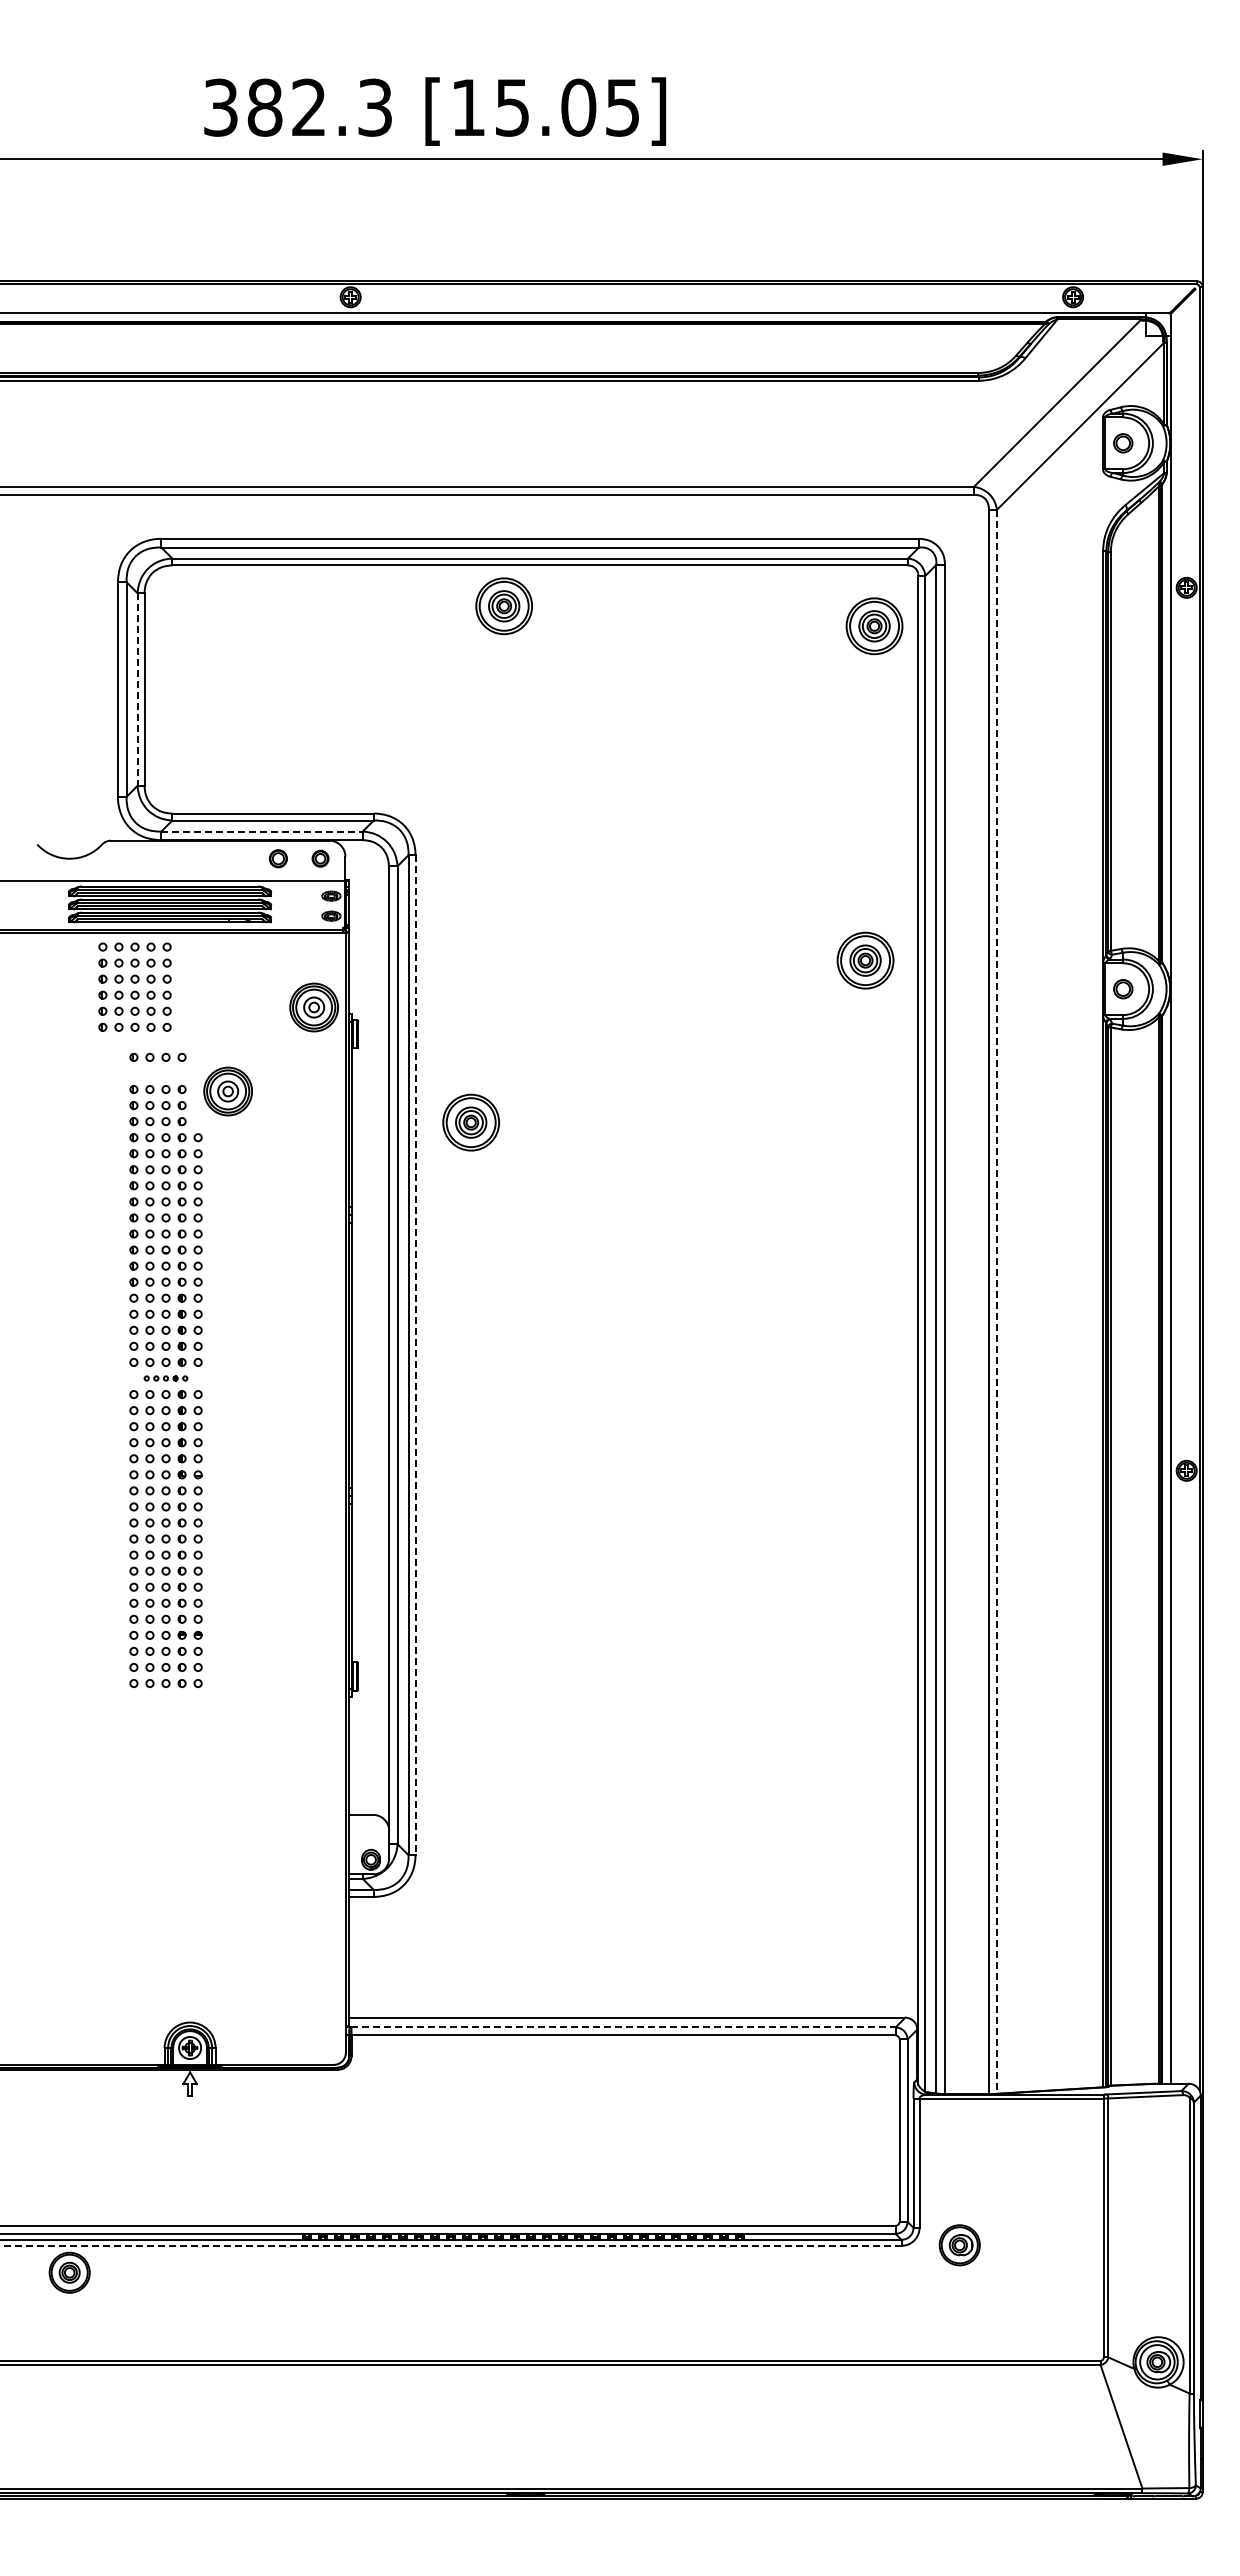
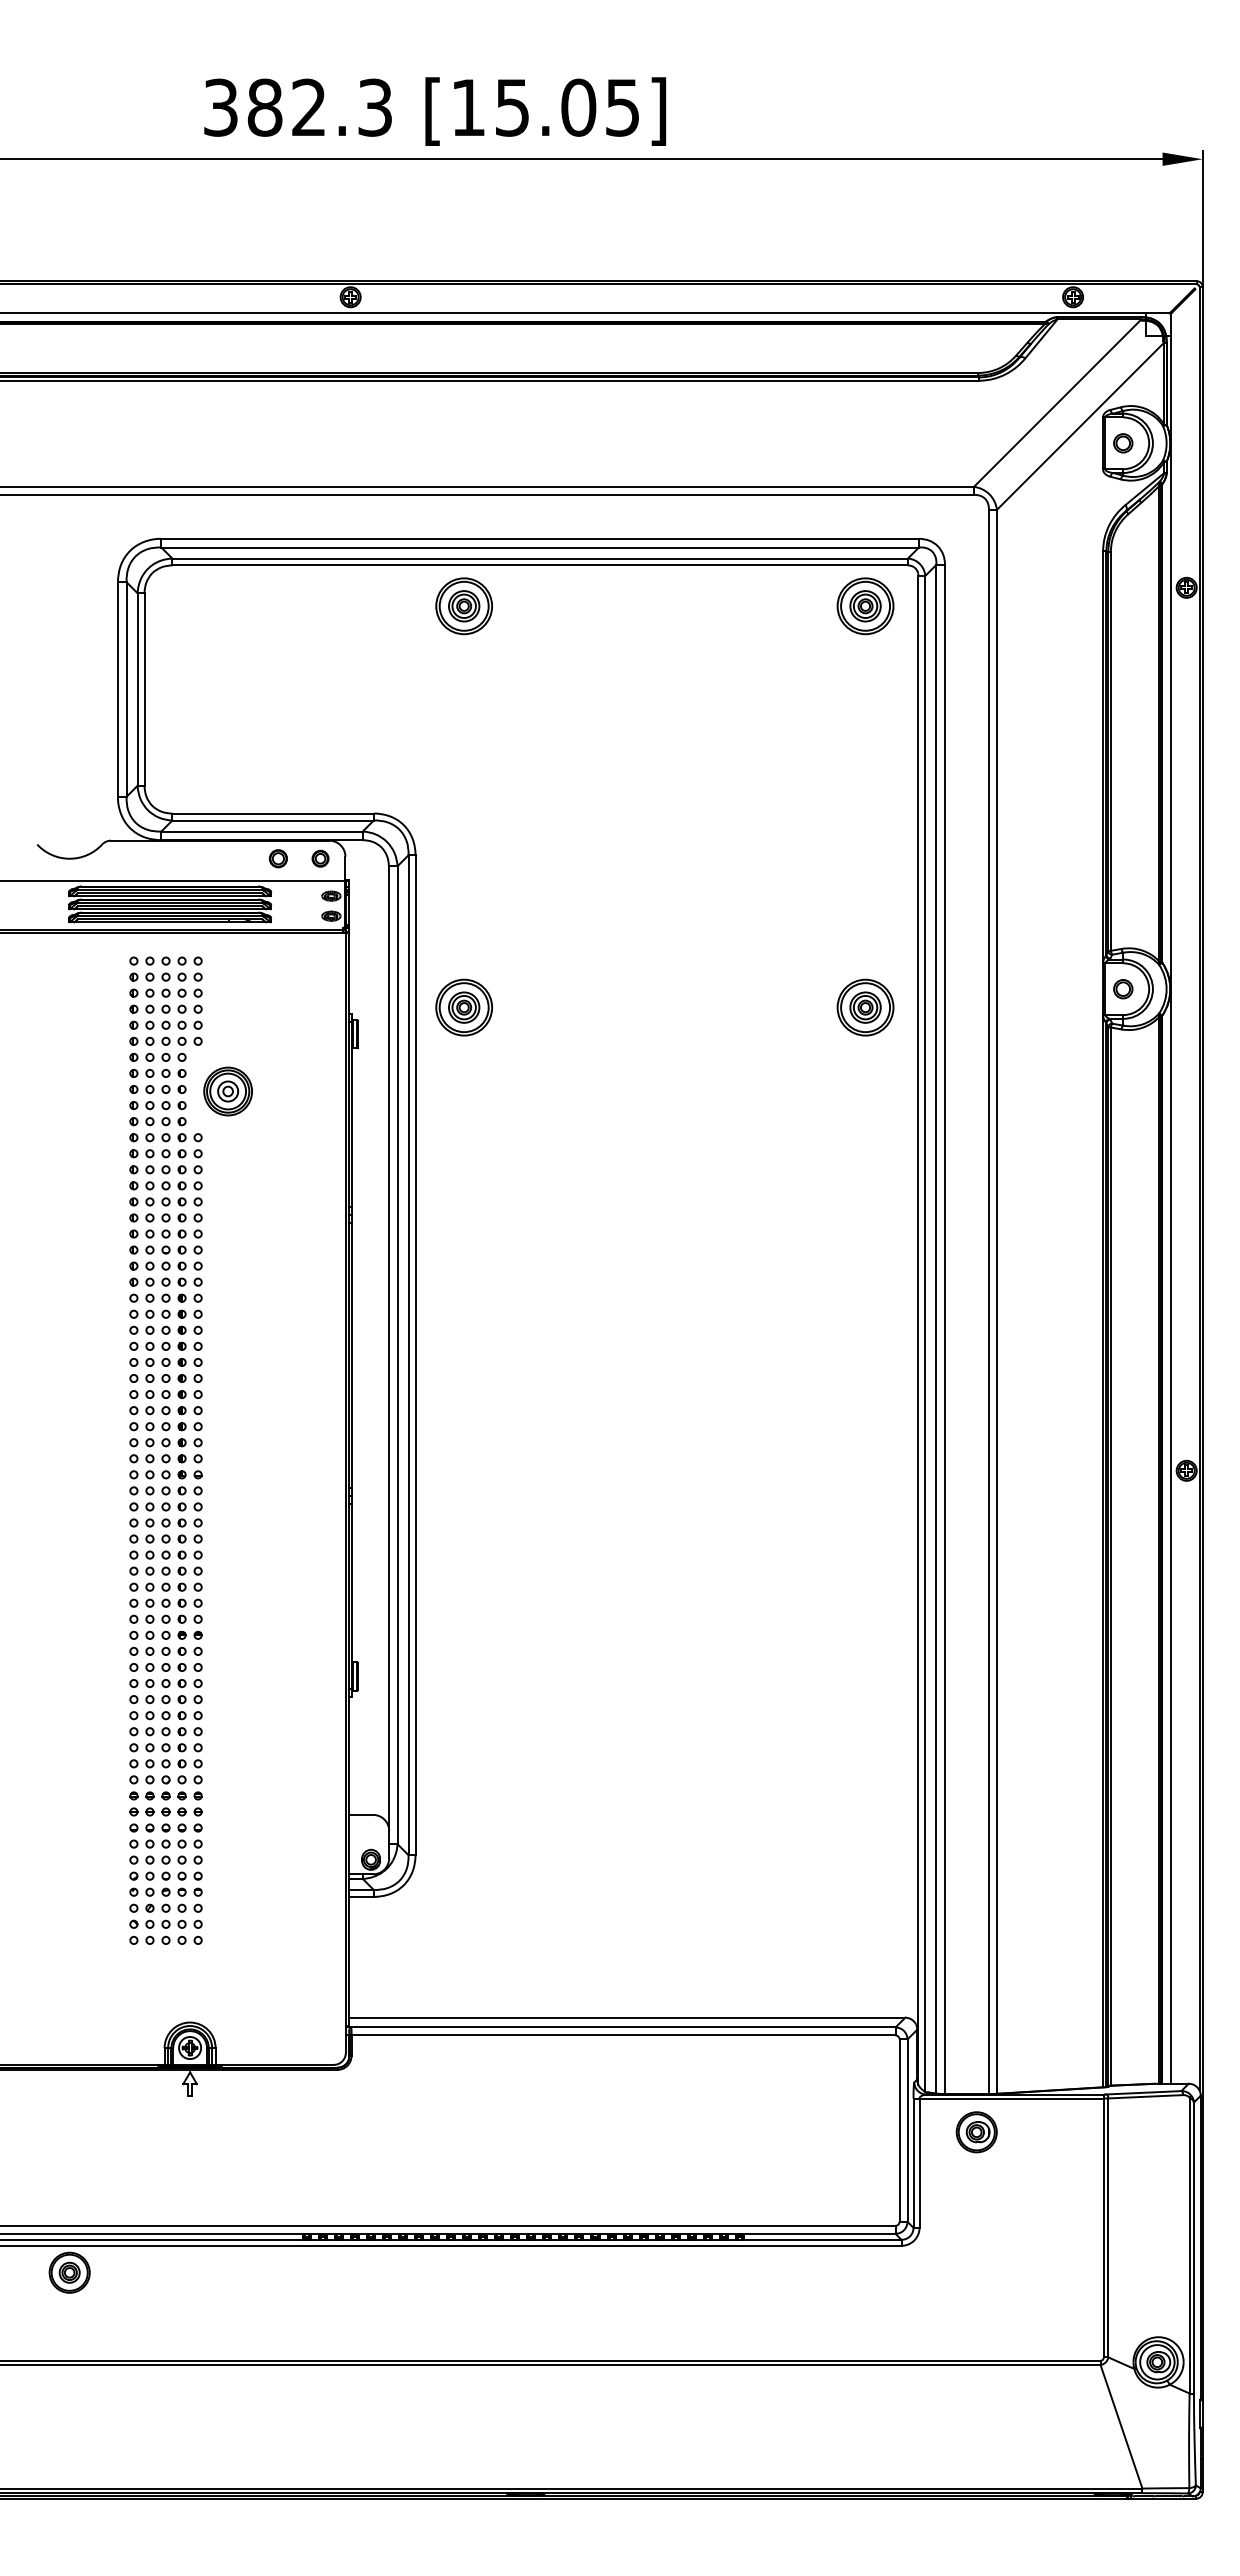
part position: (503, 606) -> (463, 606) (463, 606)
part position: (874, 626) -> (865, 606) (865, 606)
line: dashed -> solid (137, 690)
line: dashed -> solid (262, 831)
part position: (865, 960) -> (865, 1007) (865, 1007)
part position: (134, 986) -> (165, 1000) (165, 1000)
part: present -> none (313, 1007)
part: none -> present (157, 1073)
part position: (470, 1122) -> (463, 1007) (463, 1007)
line: dashed -> solid (997, 1302)
line: dashed -> solid (415, 1355)
part size: 46x7 px -> 74x9 px (165, 1378)
part: none -> present (165, 1819)
line: dashed -> solid (623, 2027)
line: dashed -> solid (450, 2245)
part position: (959, 2245) -> (976, 2132) (976, 2132)
